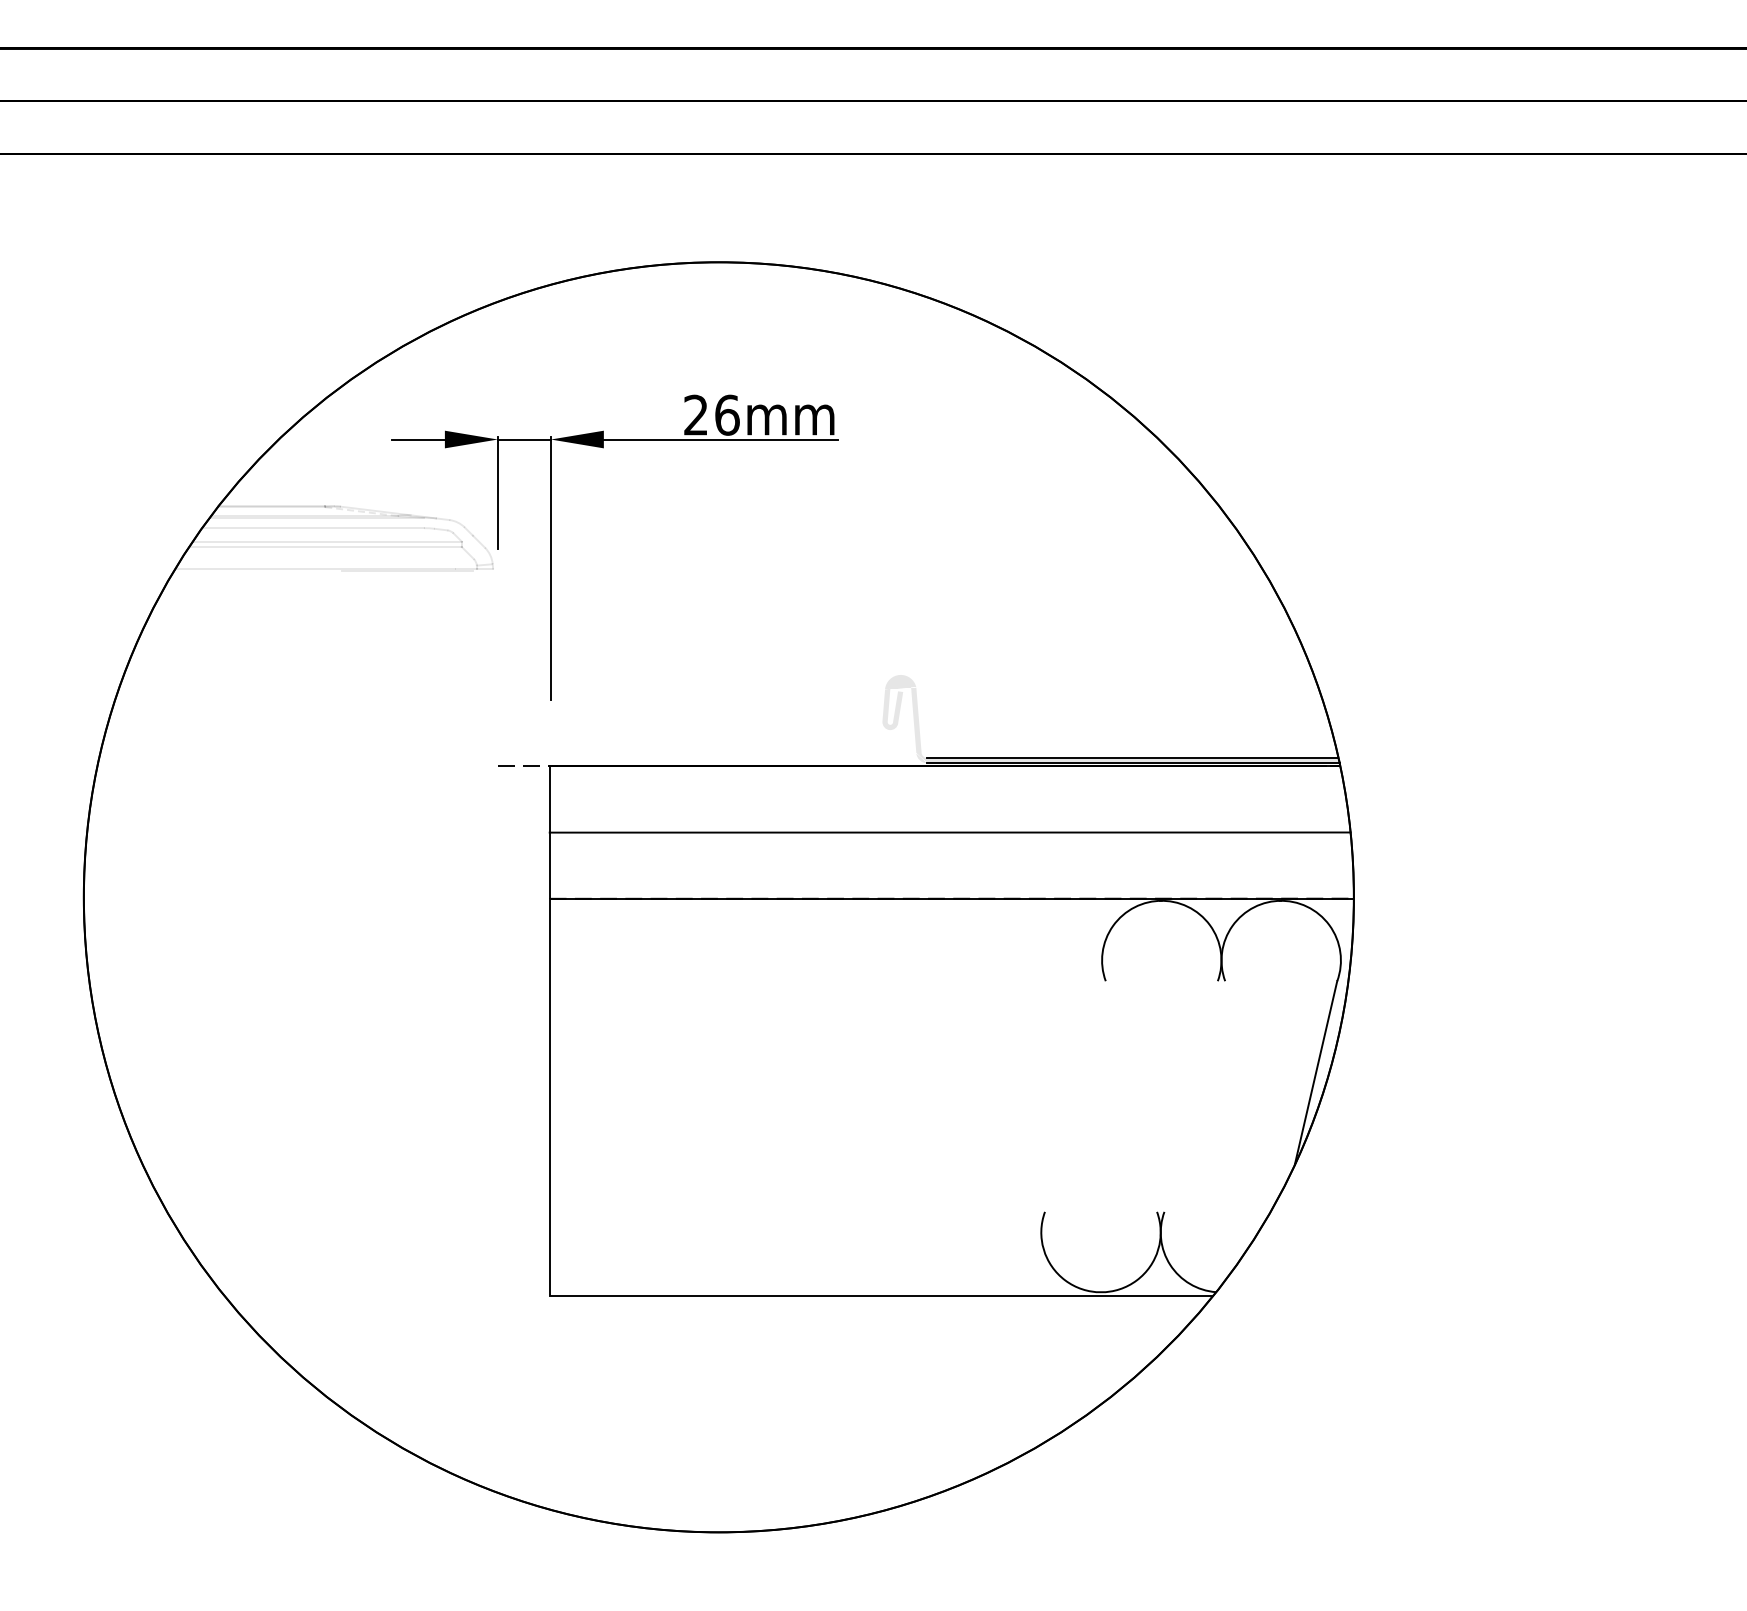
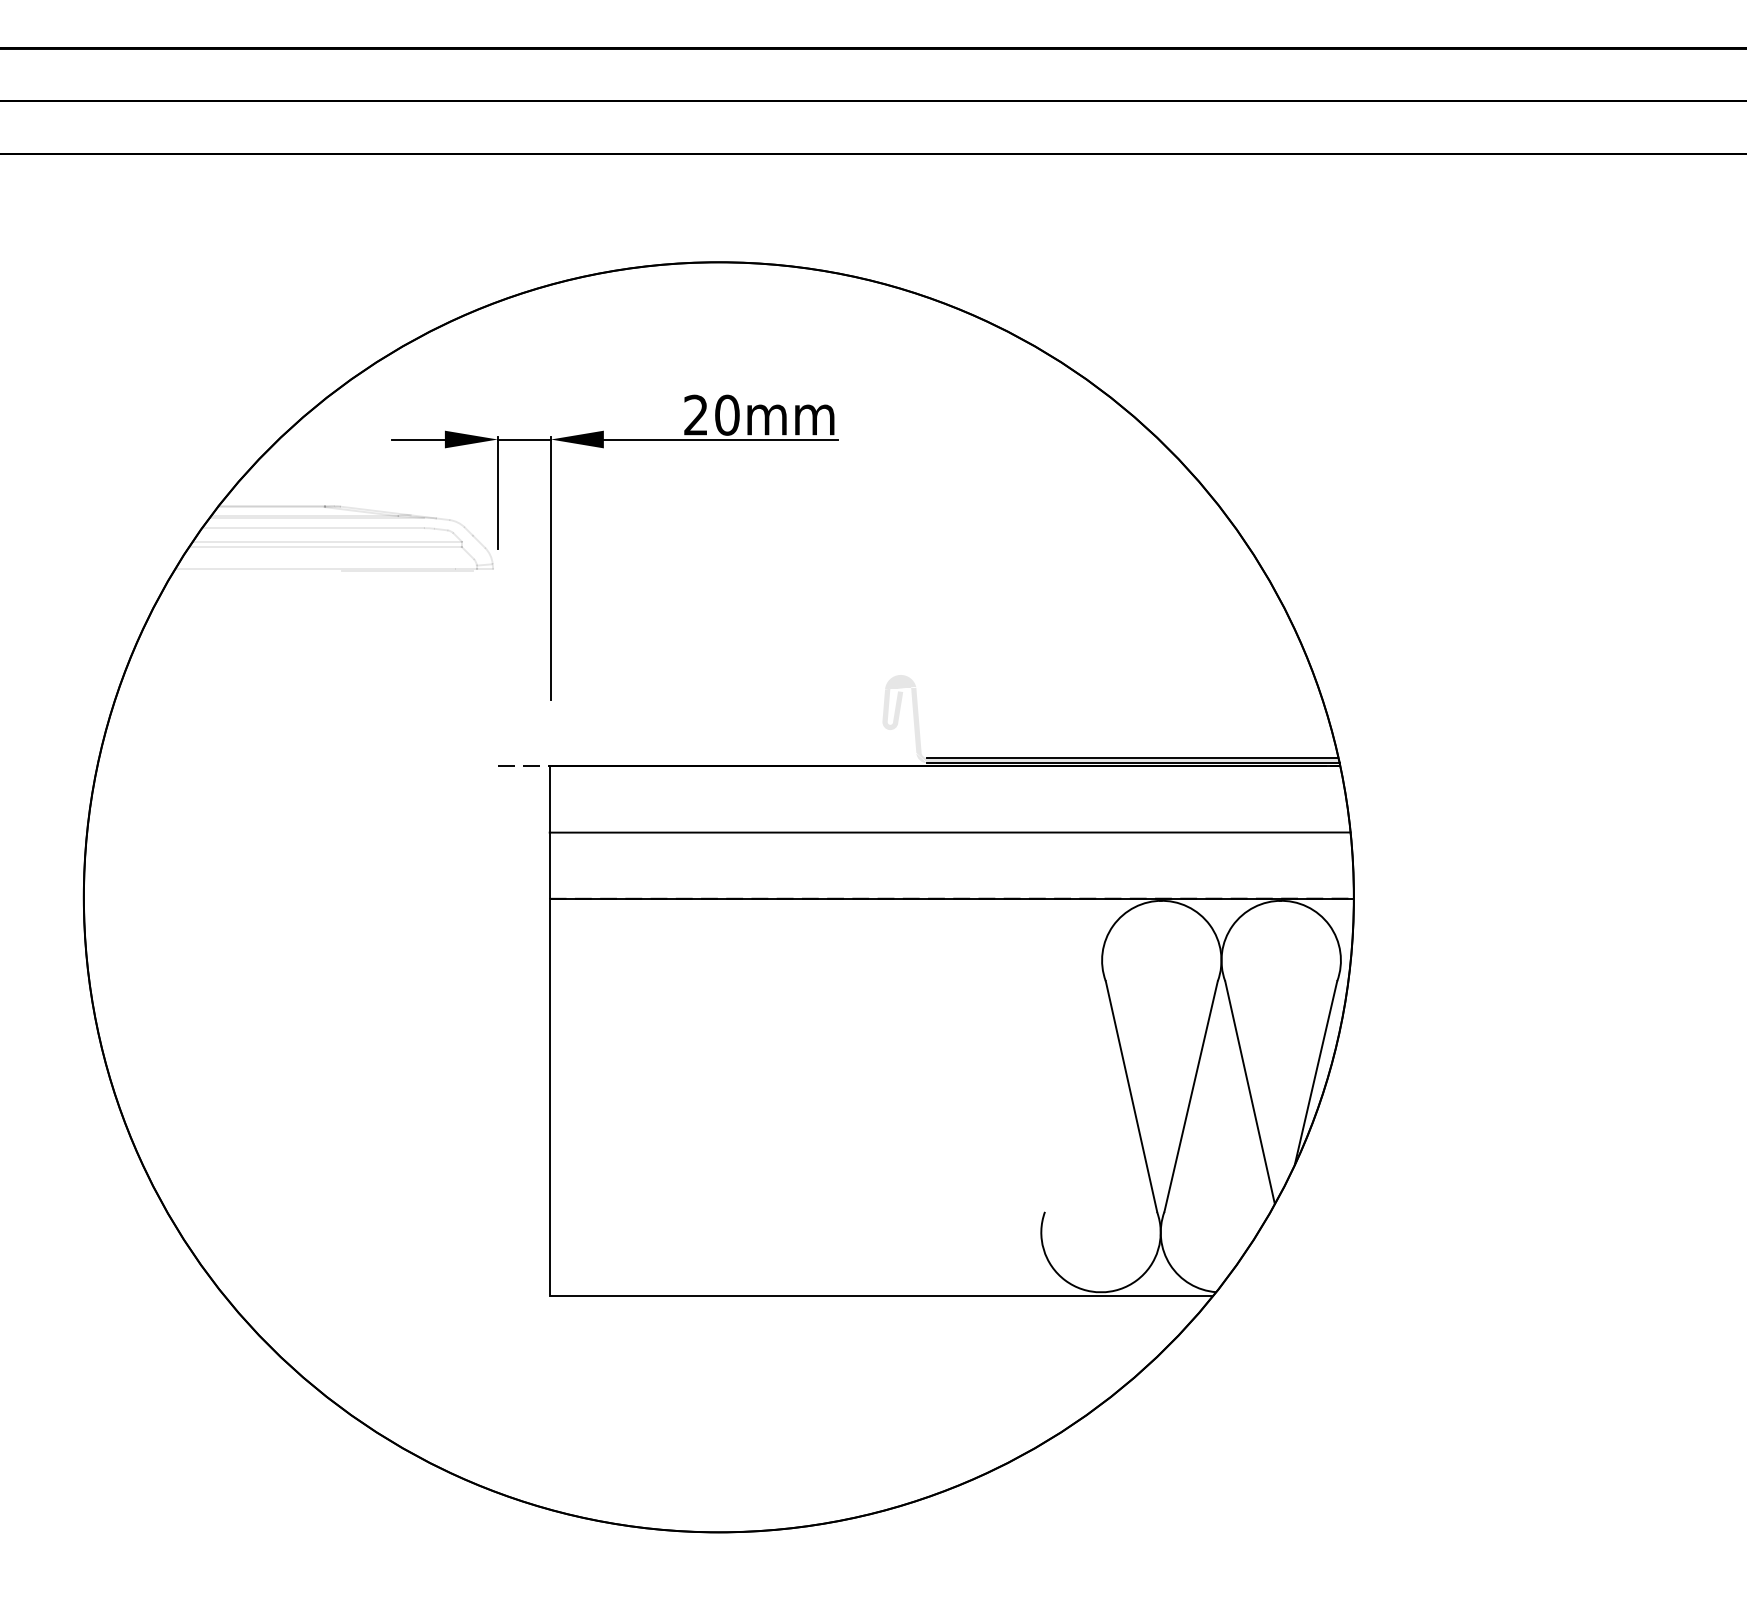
text: 26mm -> 20mm (727, 414)
line: dashed -> solid (361, 511)
line: none -> present (1249, 1092)
line: none -> present (1131, 1096)
line: none -> present (1190, 1096)
